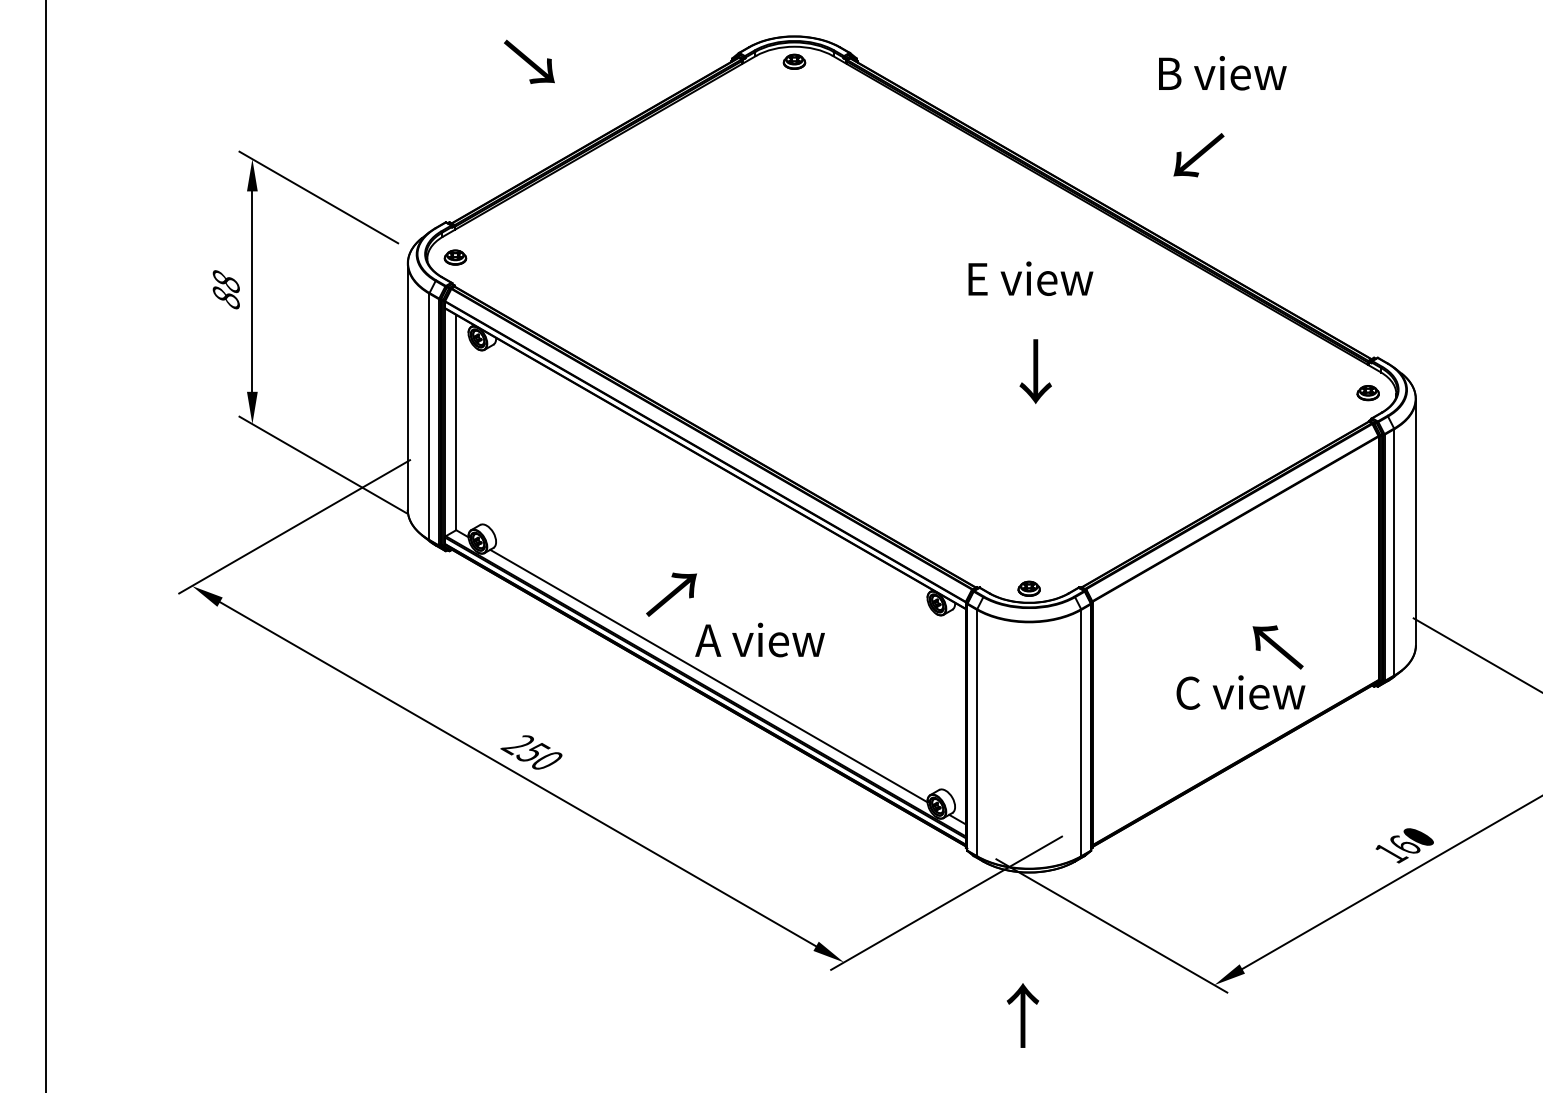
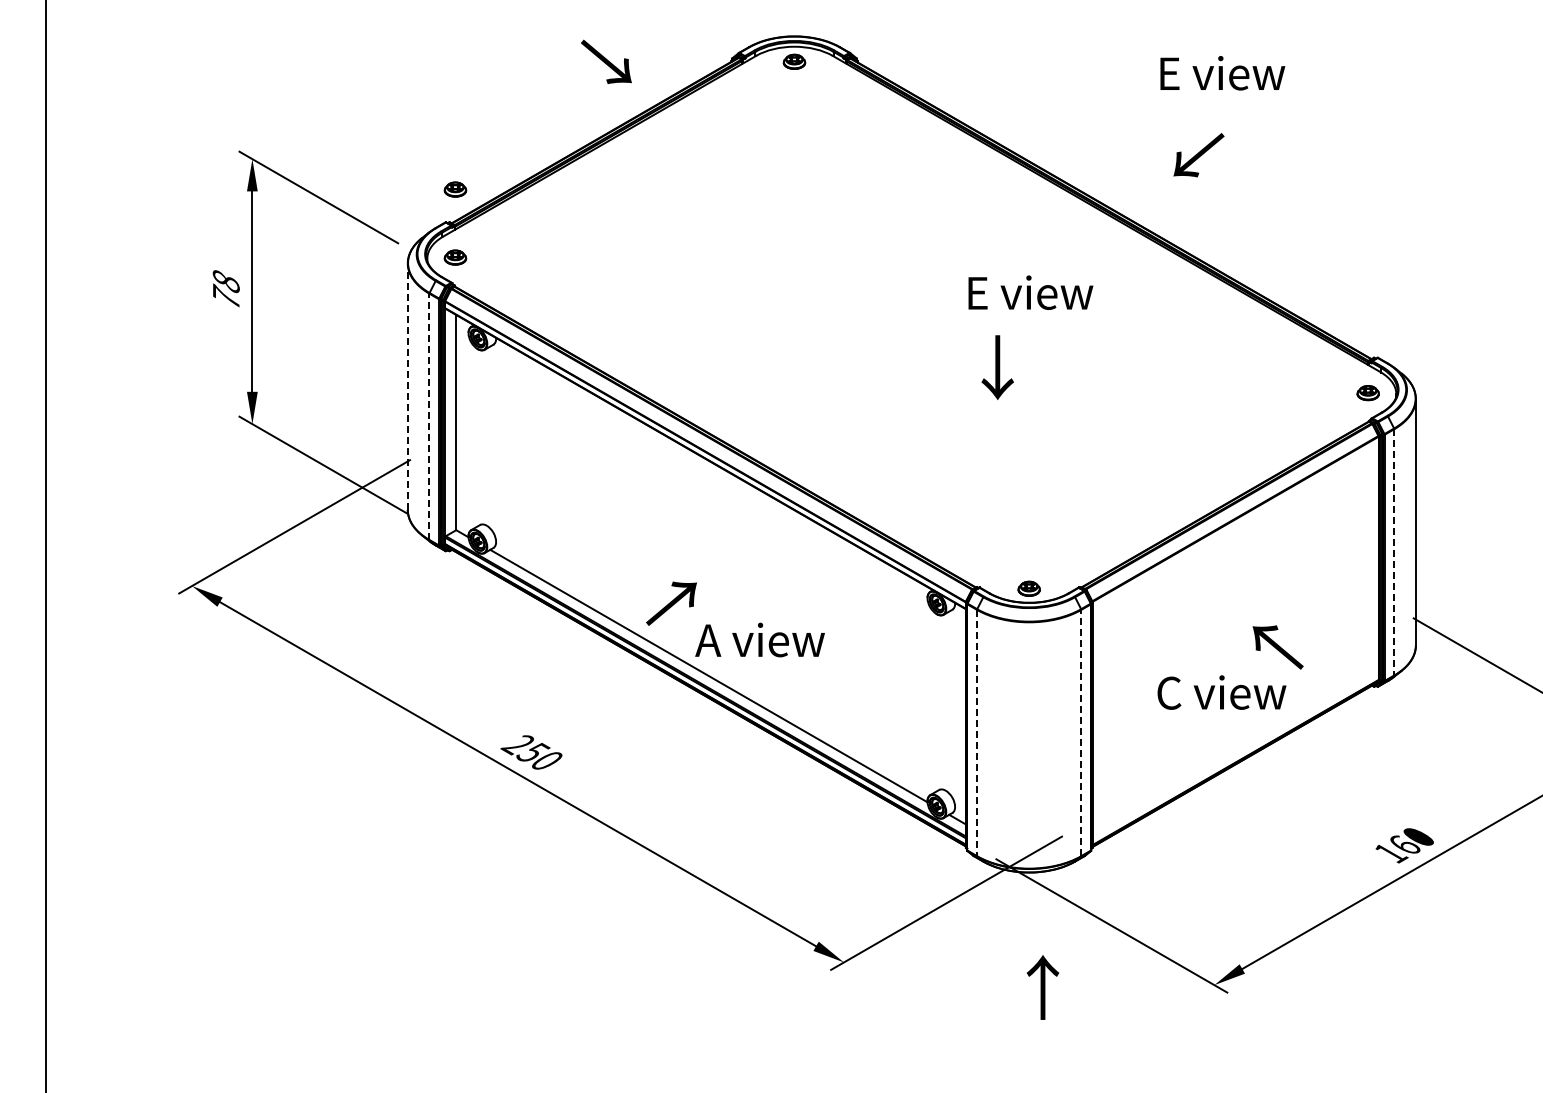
text position: (529, 61) -> (606, 61) (606, 61)
text: B view -> E view (1222, 73)
part: none -> present (455, 189)
text position: (1030, 278) -> (1030, 292) (1030, 292)
text: 88 -> 78 (225, 296)
text position: (1035, 371) -> (997, 367) (997, 367)
line: solid -> dashed (407, 386)
line: solid -> dashed (429, 416)
line: solid -> dashed (1394, 552)
text position: (671, 594) -> (671, 603) (671, 603)
text position: (1240, 692) -> (1221, 692) (1221, 692)
line: solid -> dashed (1081, 732)
line: solid -> dashed (977, 733)
text position: (1022, 1015) -> (1042, 987) (1042, 987)
